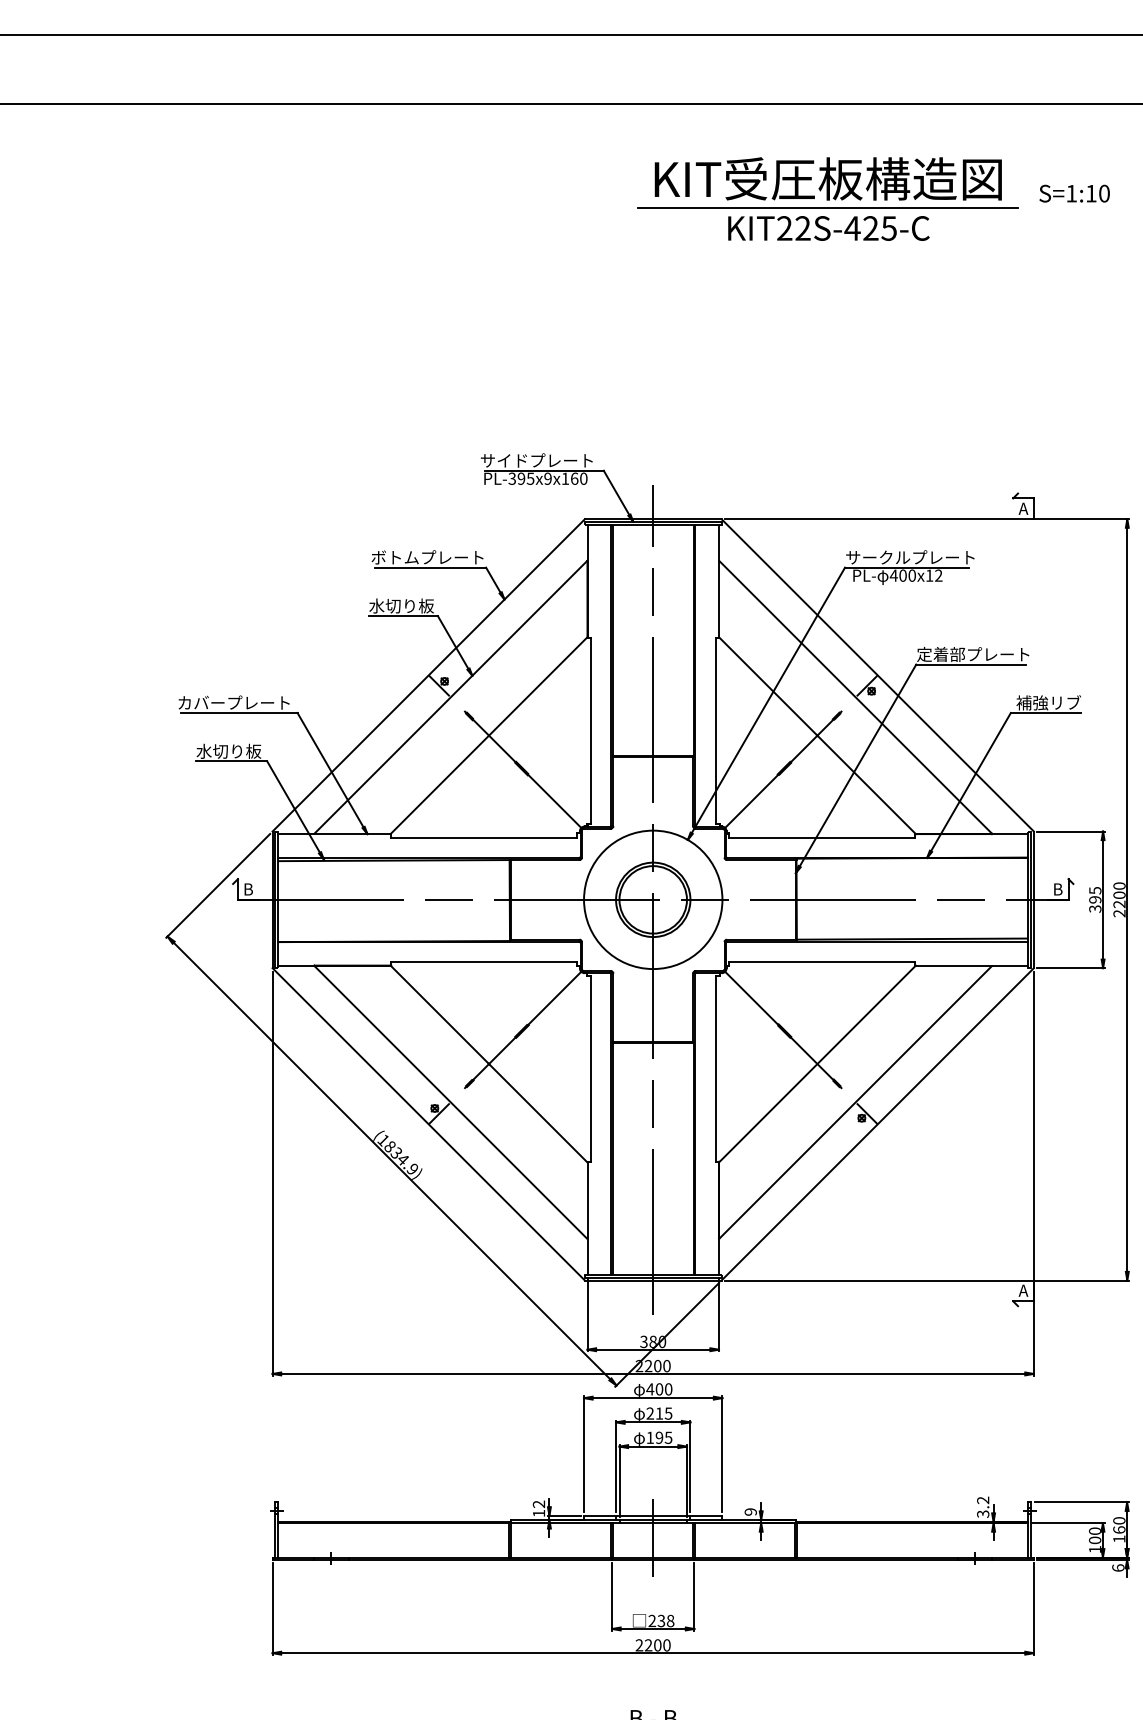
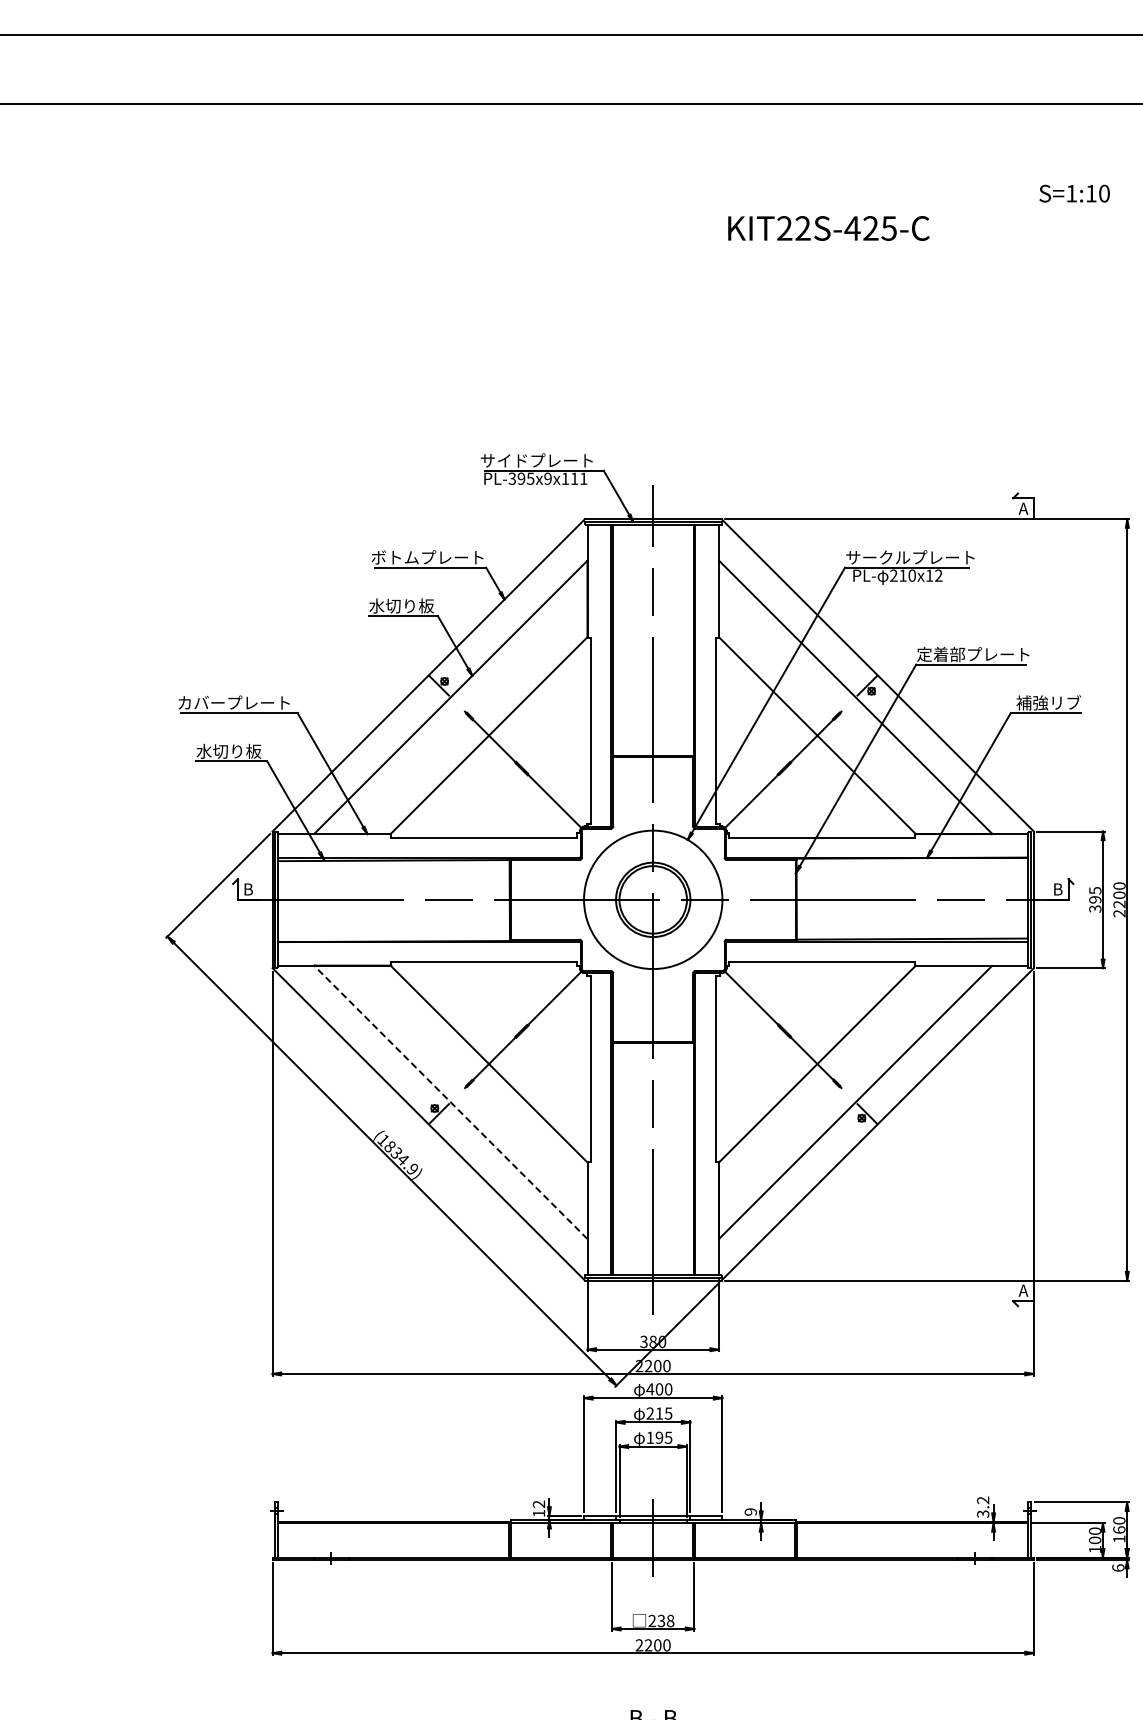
part: present -> none (827, 182)
text: PL-395x9x160 -> PL-395x9x111 (579, 478)
text: 400x12 -> 210x12 (897, 575)
line: solid -> dashed (451, 1103)
